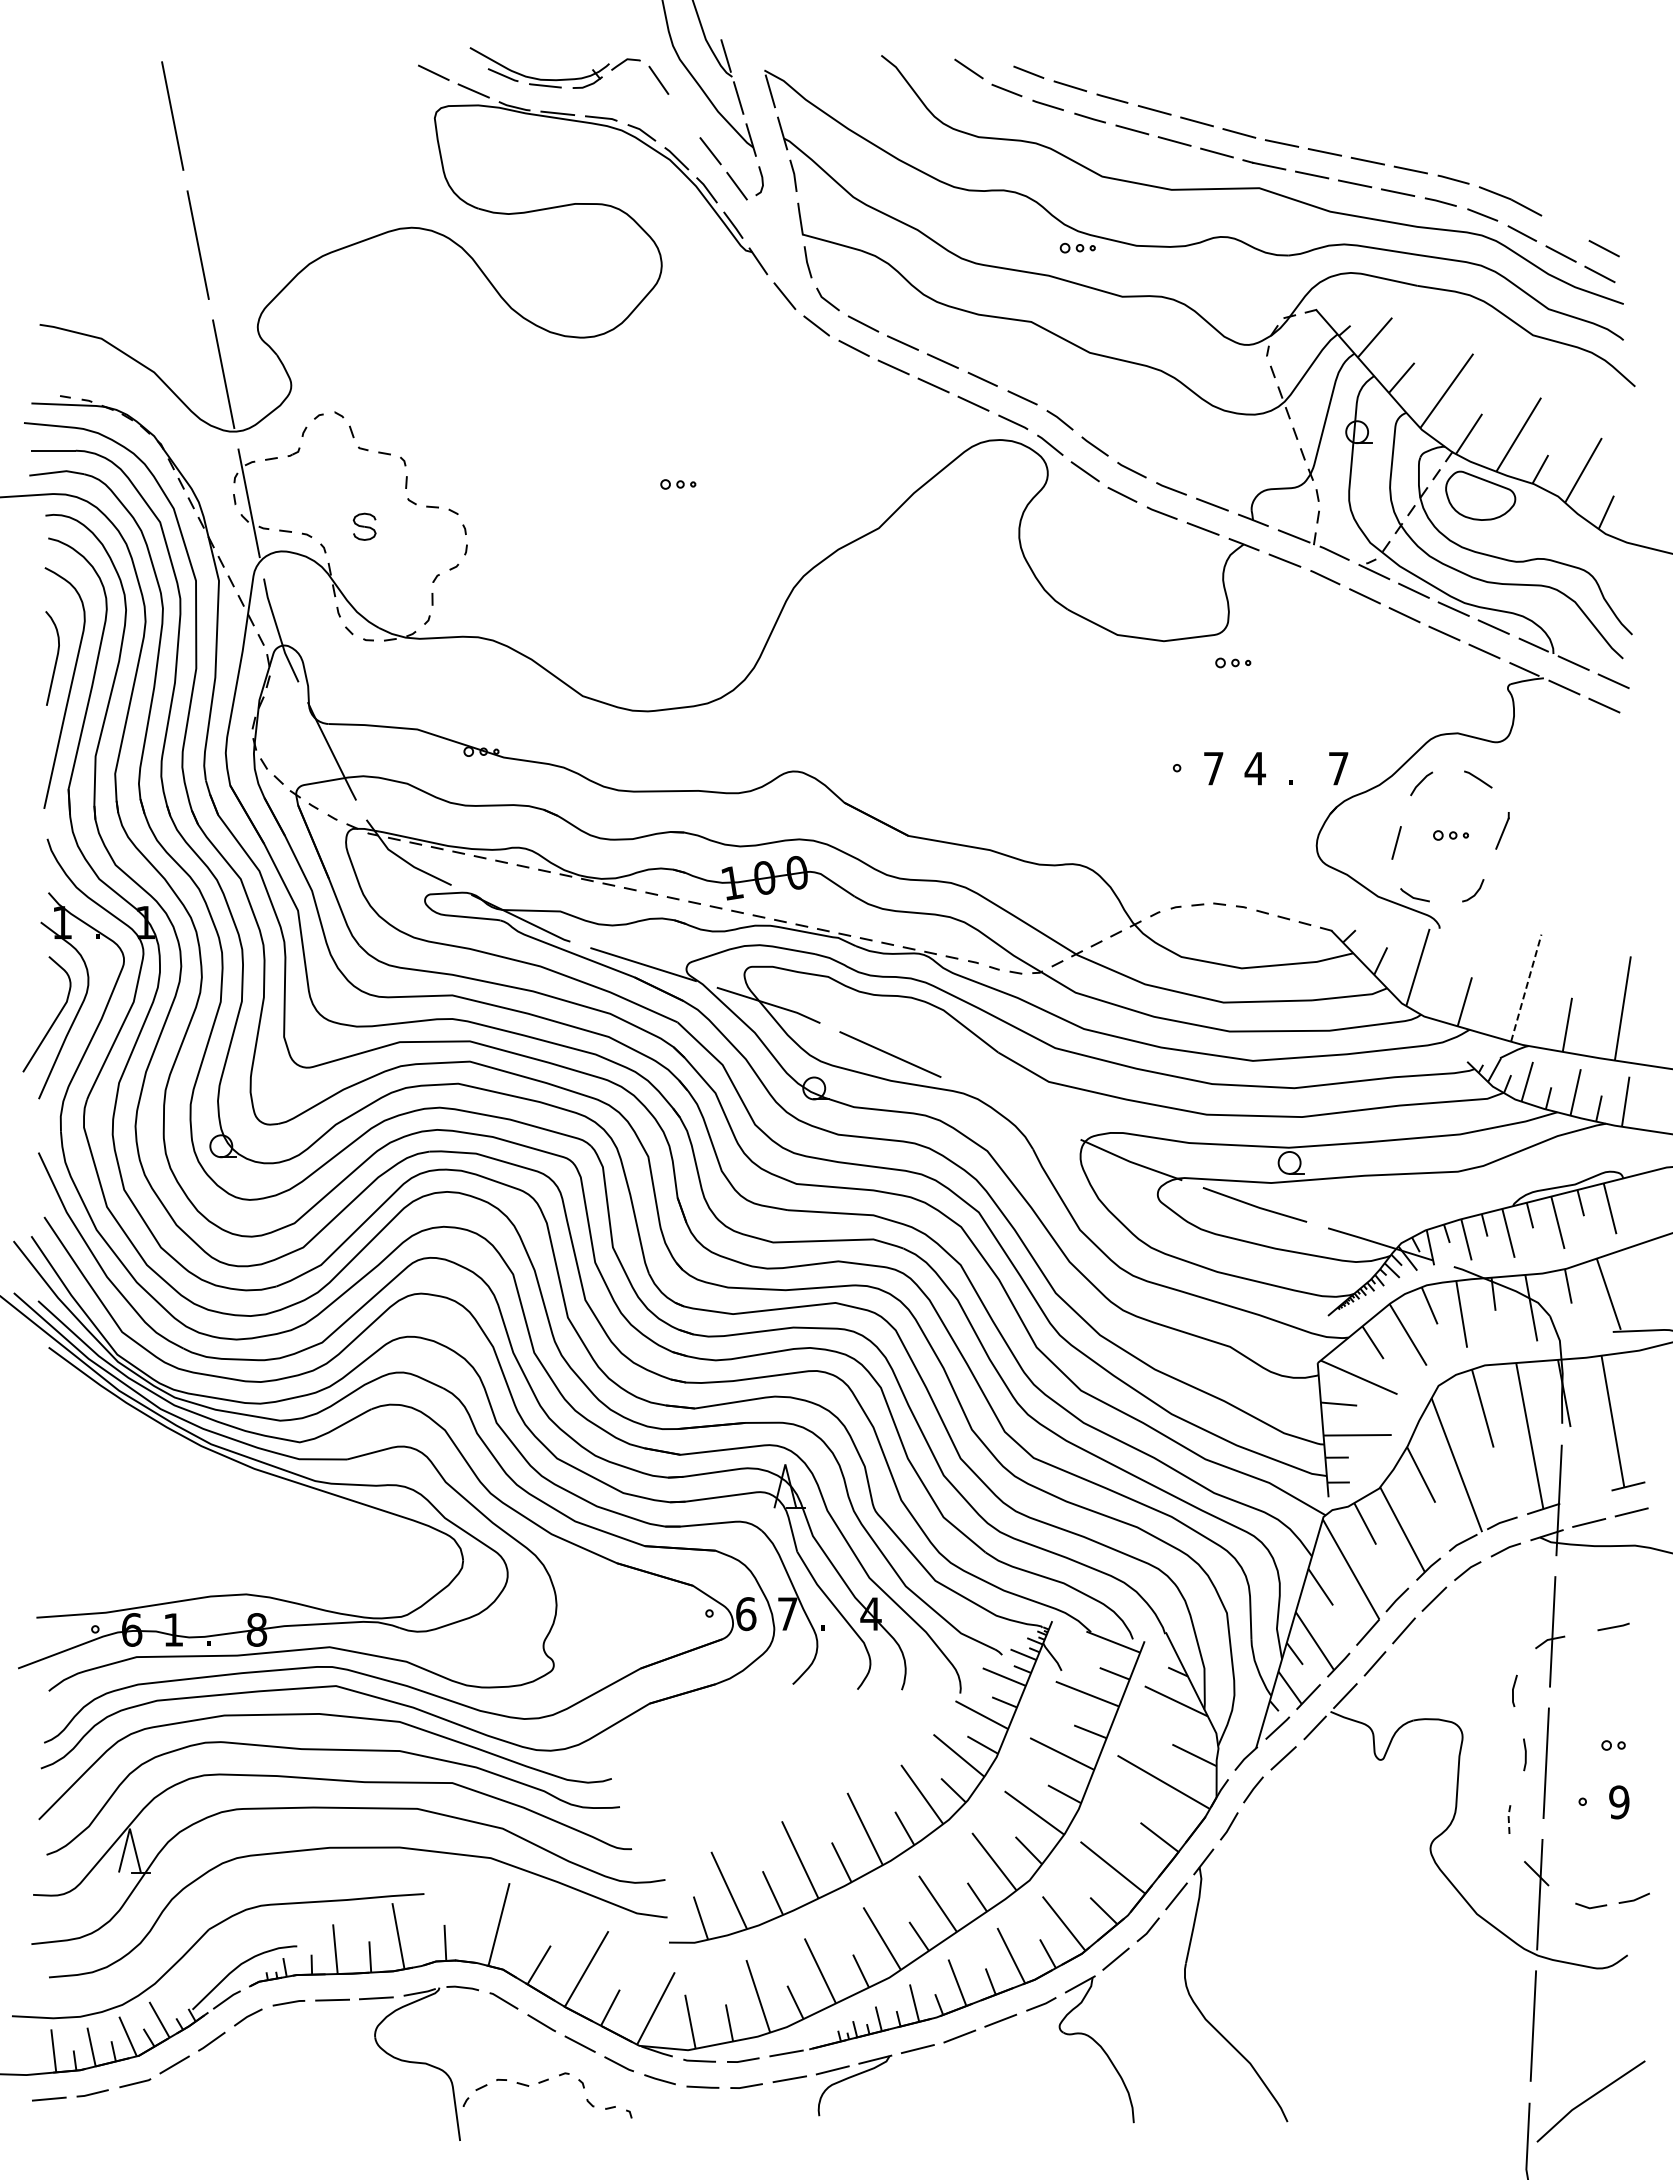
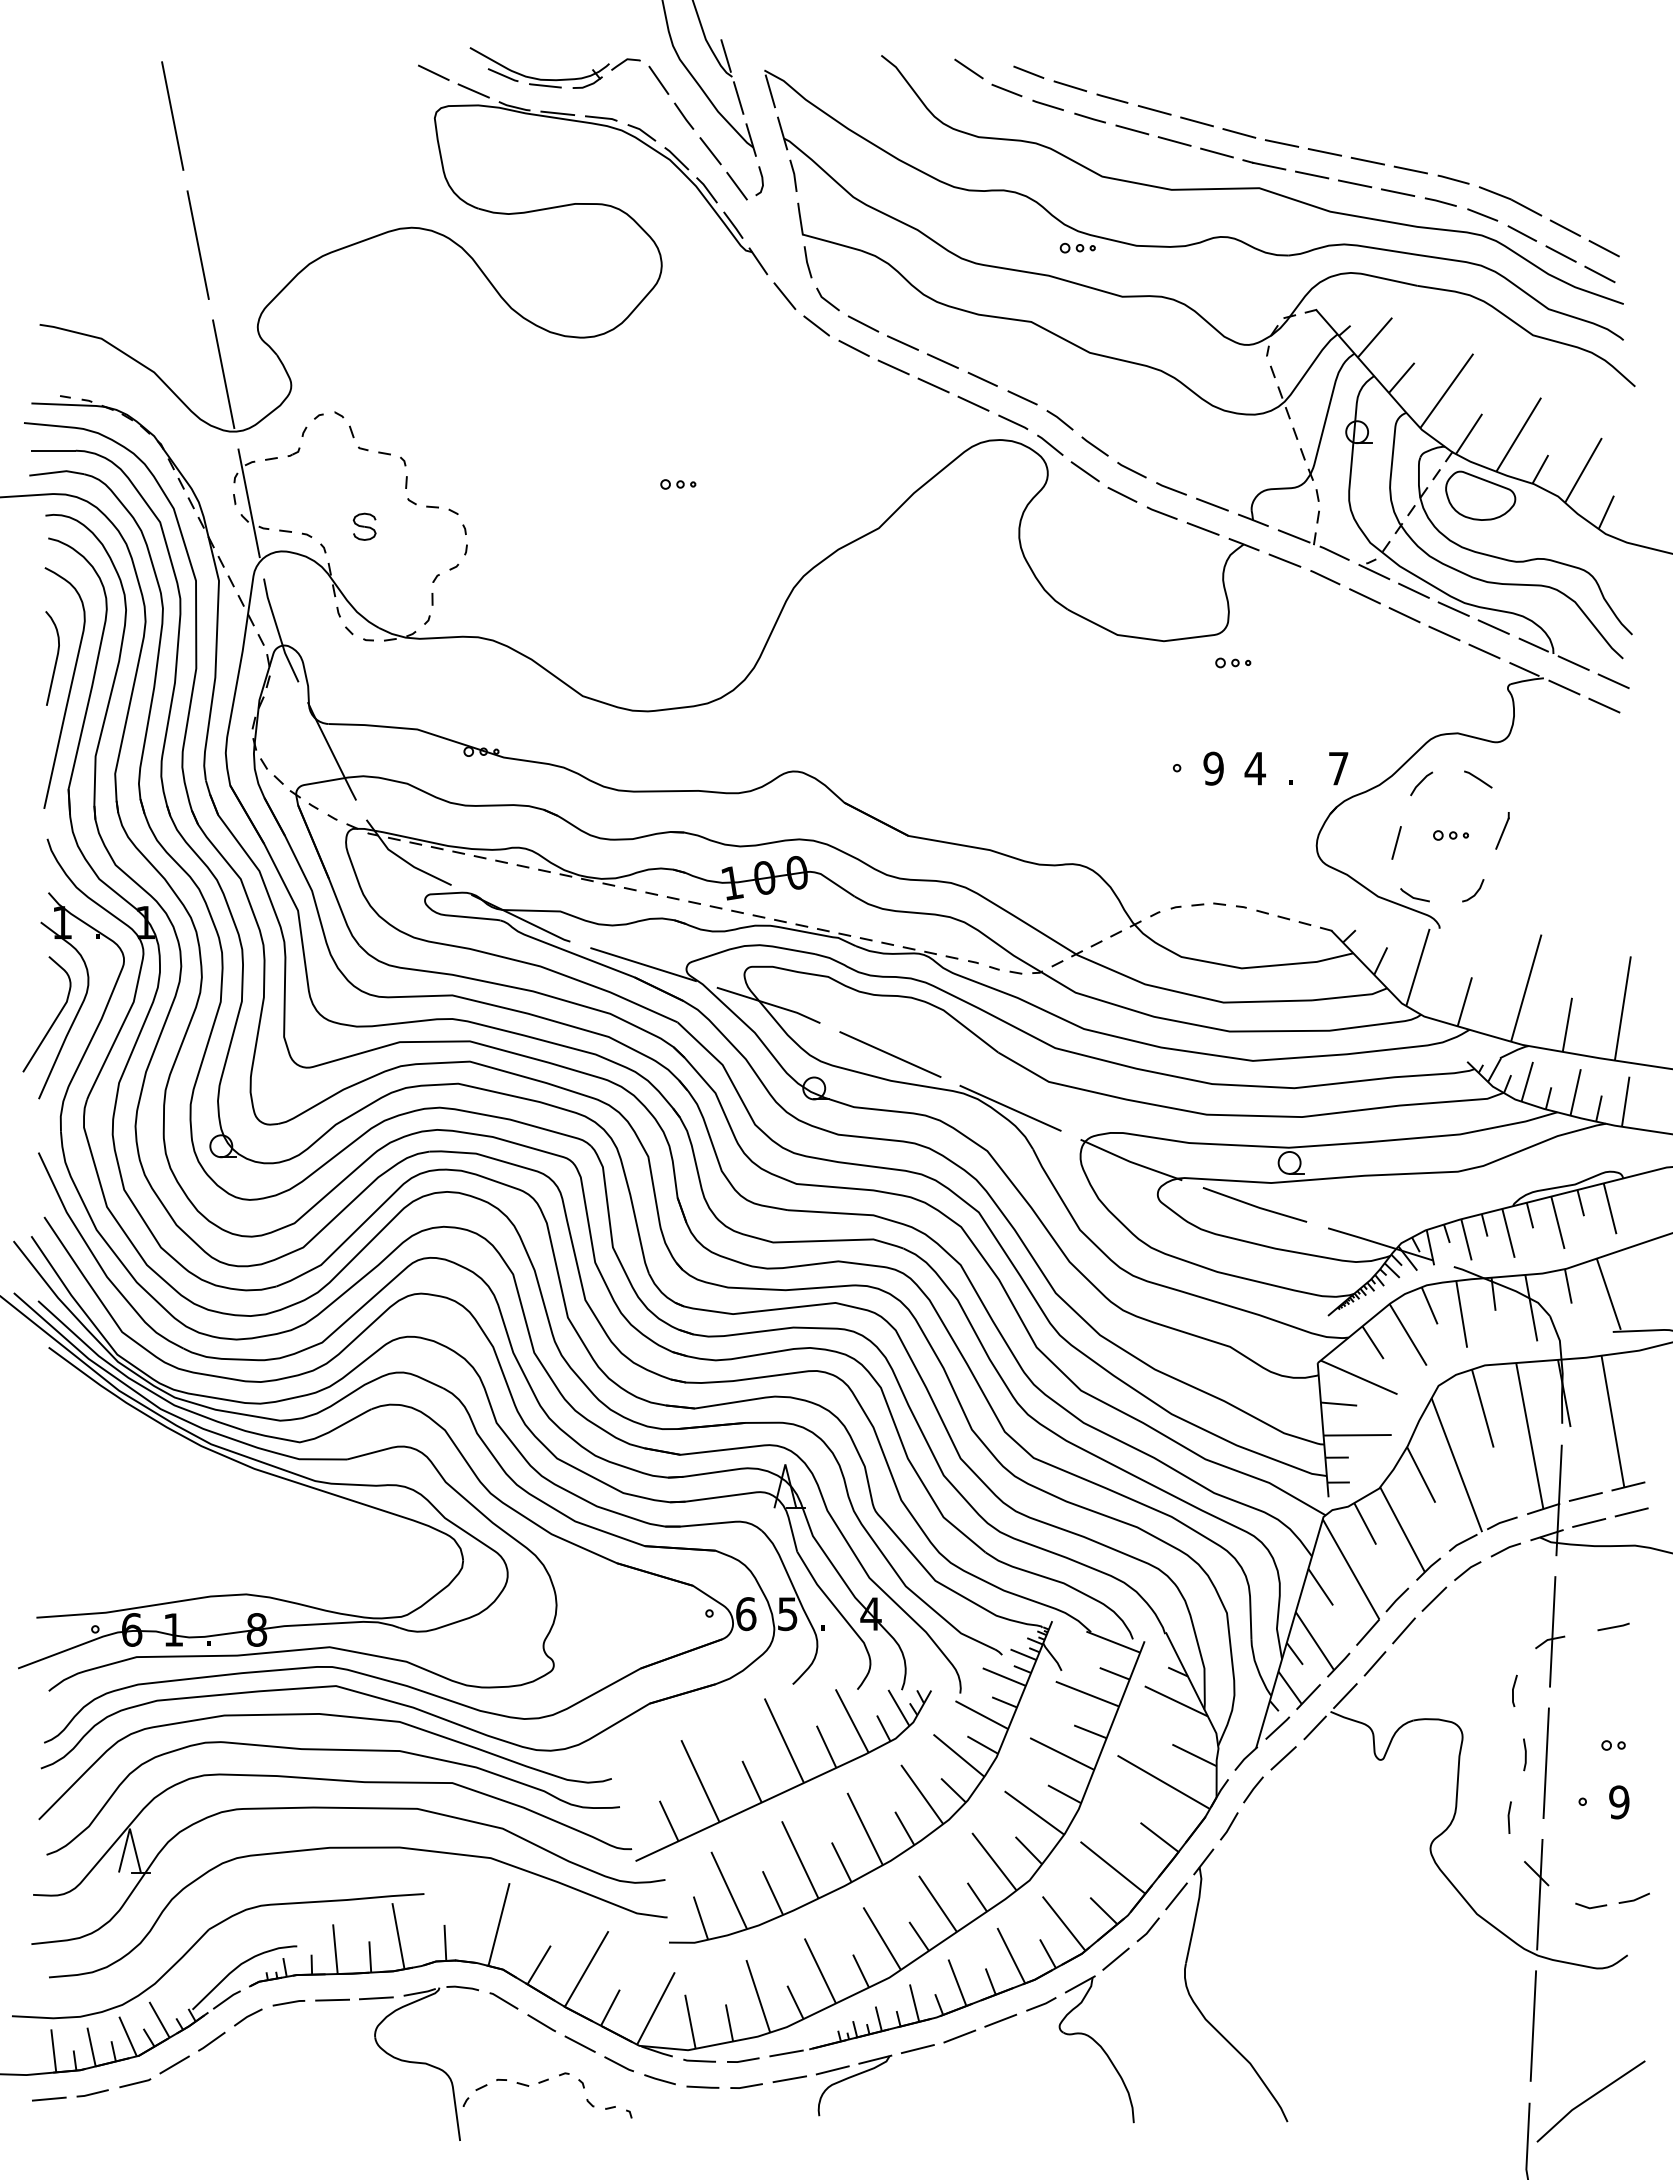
line: none -> present (684, 115)
line: none -> present (1564, 227)
text: 7 -> 9 (1213, 768)
line: dashed -> solid (1526, 988)
line: none -> present (1010, 1107)
line: none -> present (1585, 1496)
text: 7 -> 5 (787, 1614)
part: none -> present (796, 1769)
line: dashed -> solid (1508, 1815)
